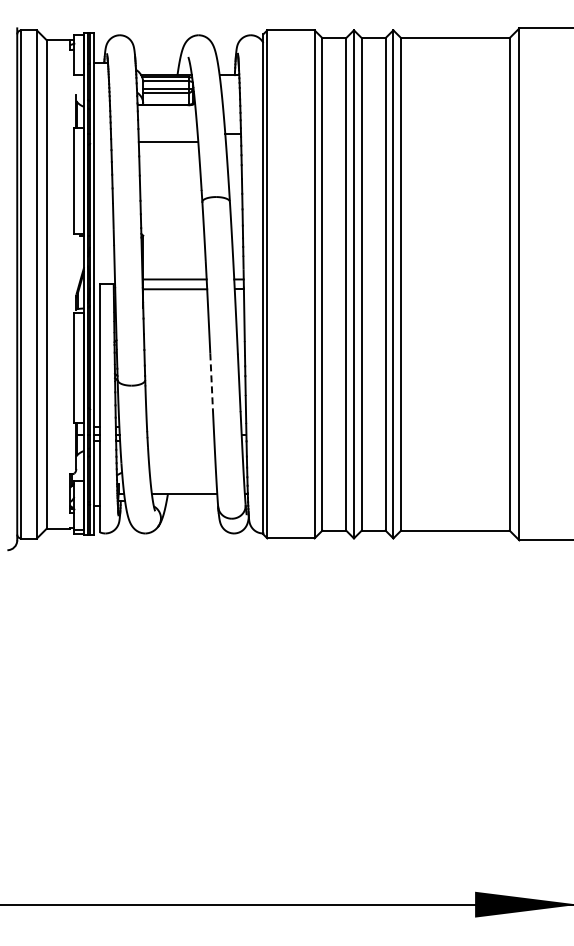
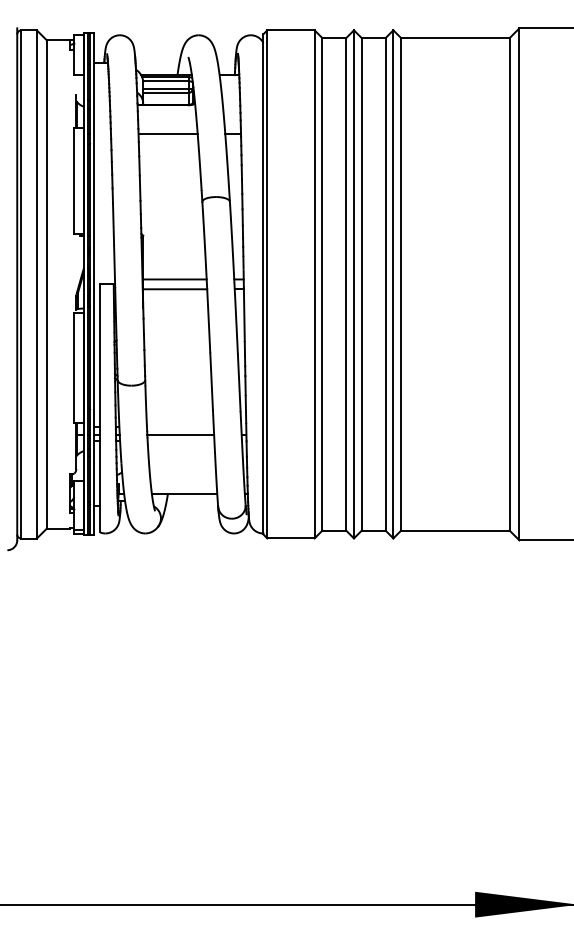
line position: (167, 142) -> (167, 134) (167, 134)
line: dashed -> solid (211, 382)
line: none -> present (180, 434)
